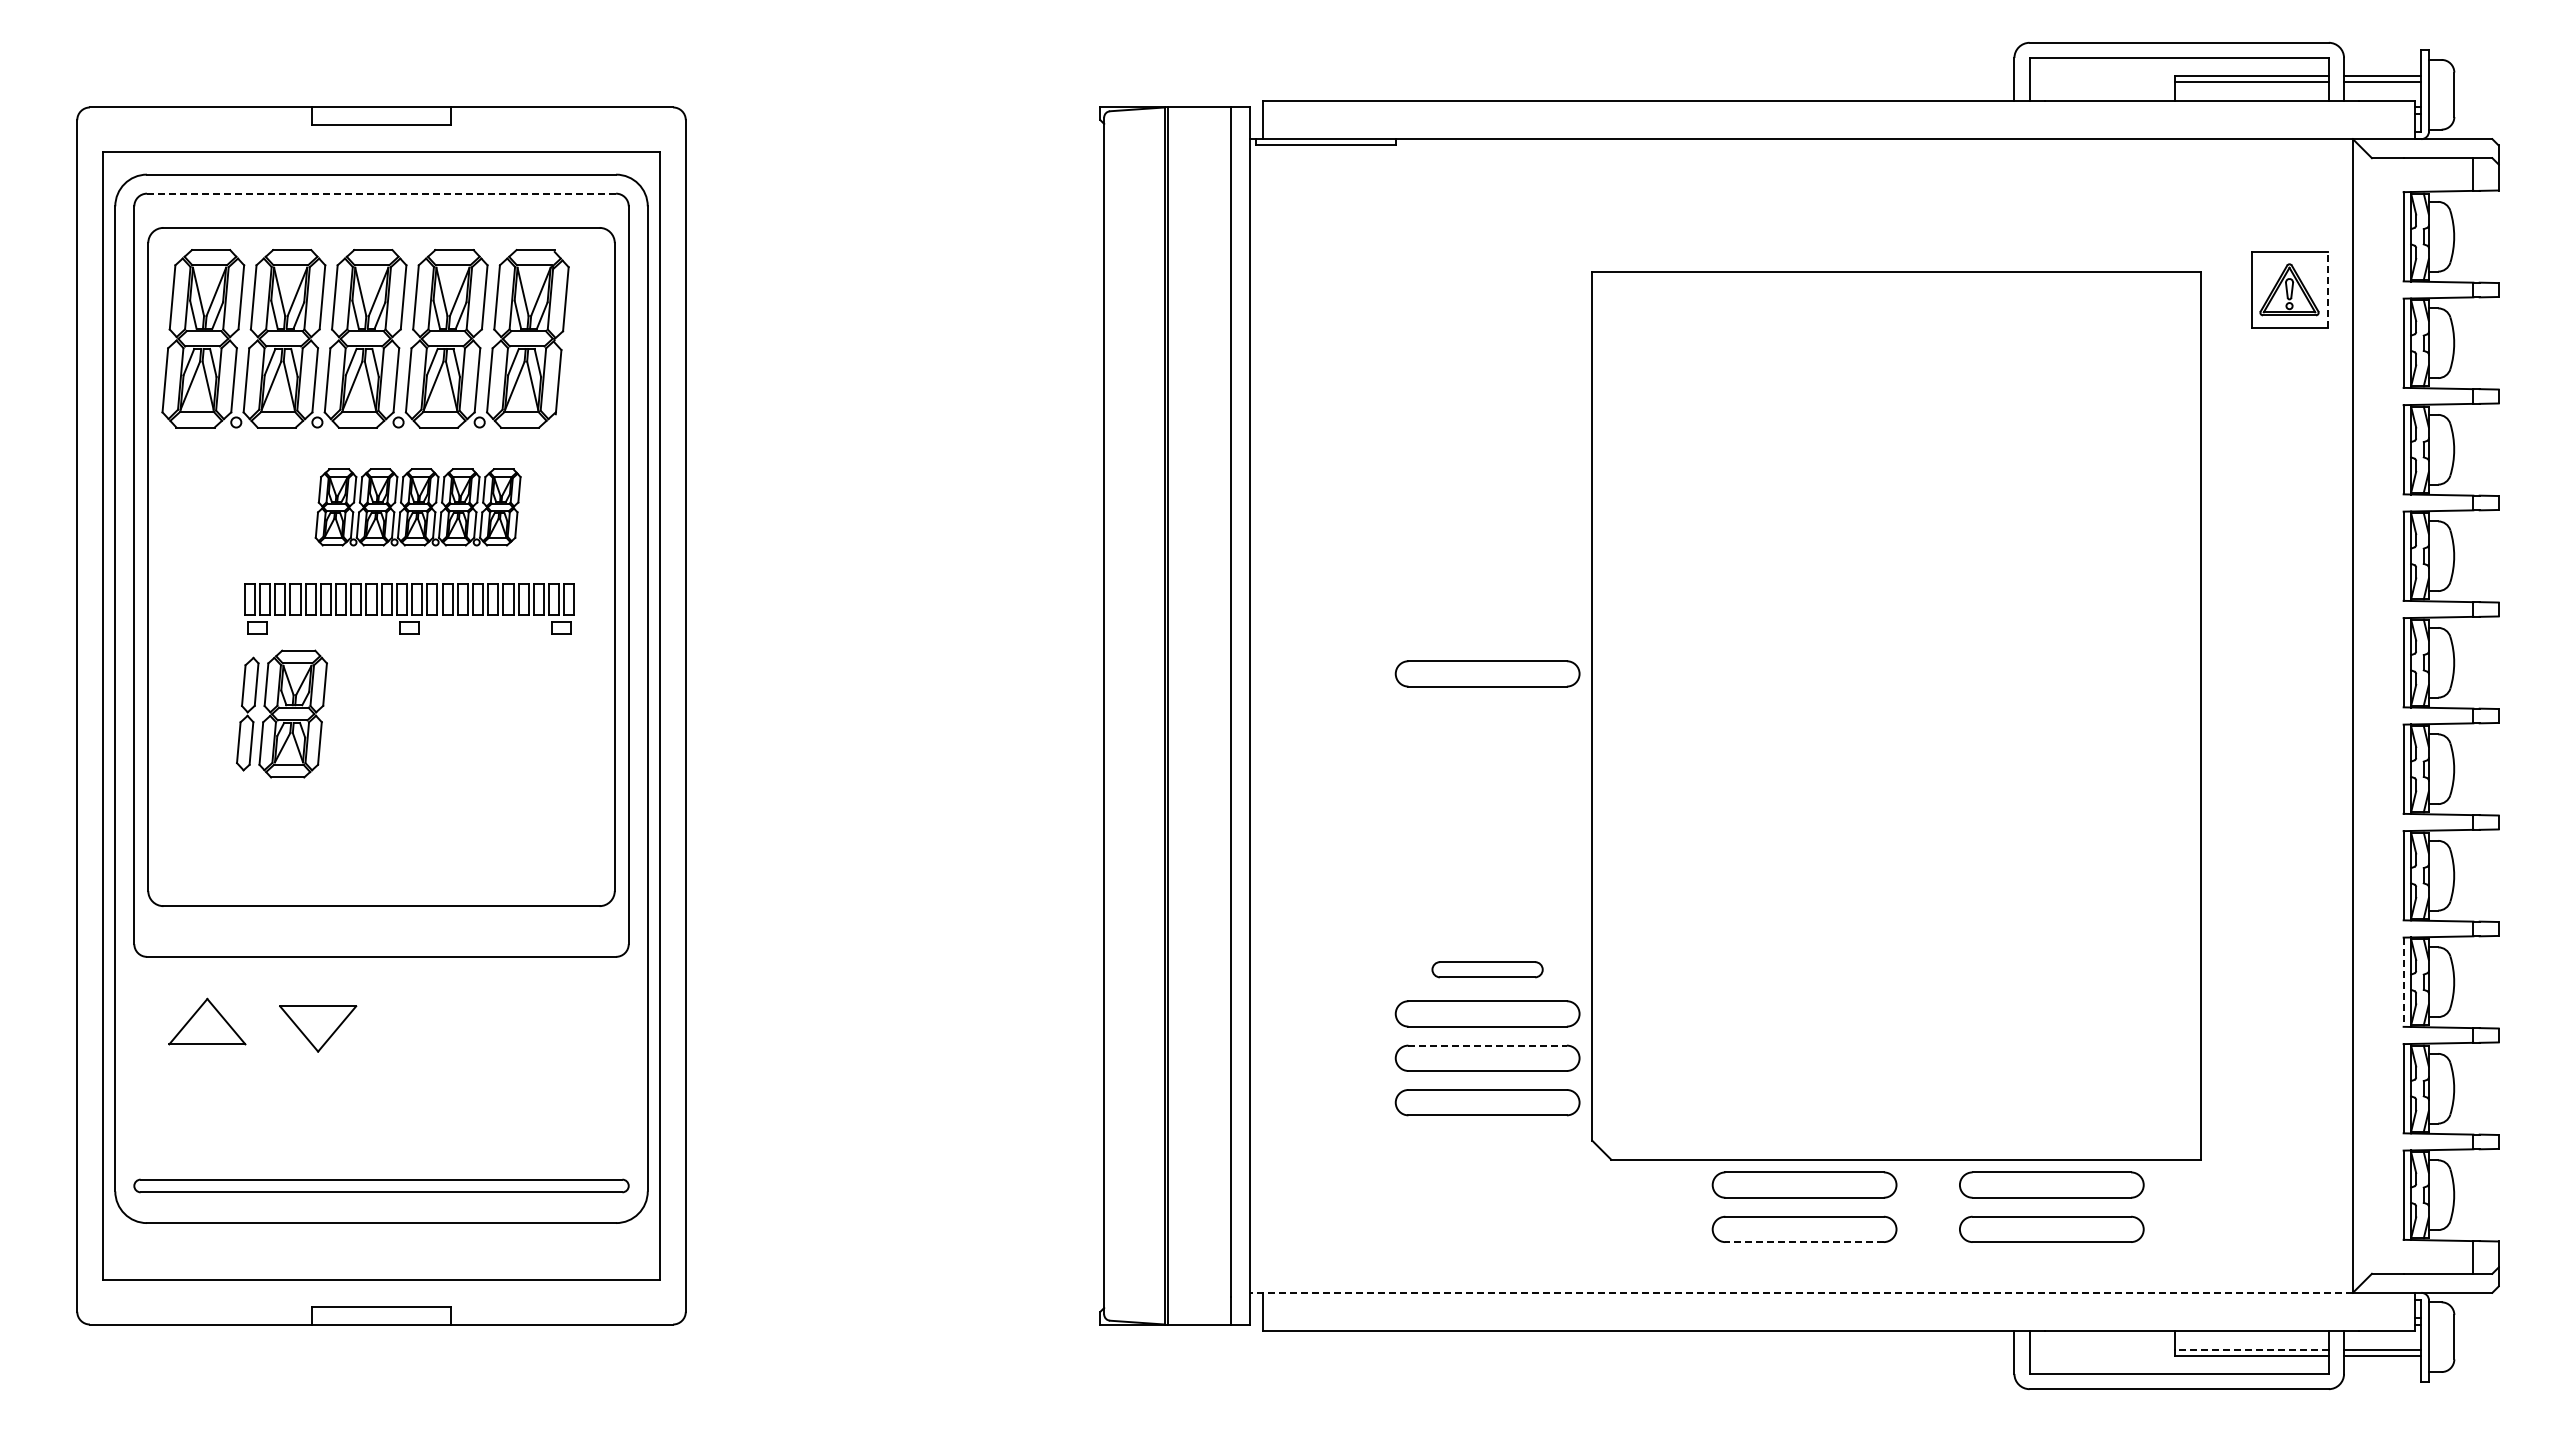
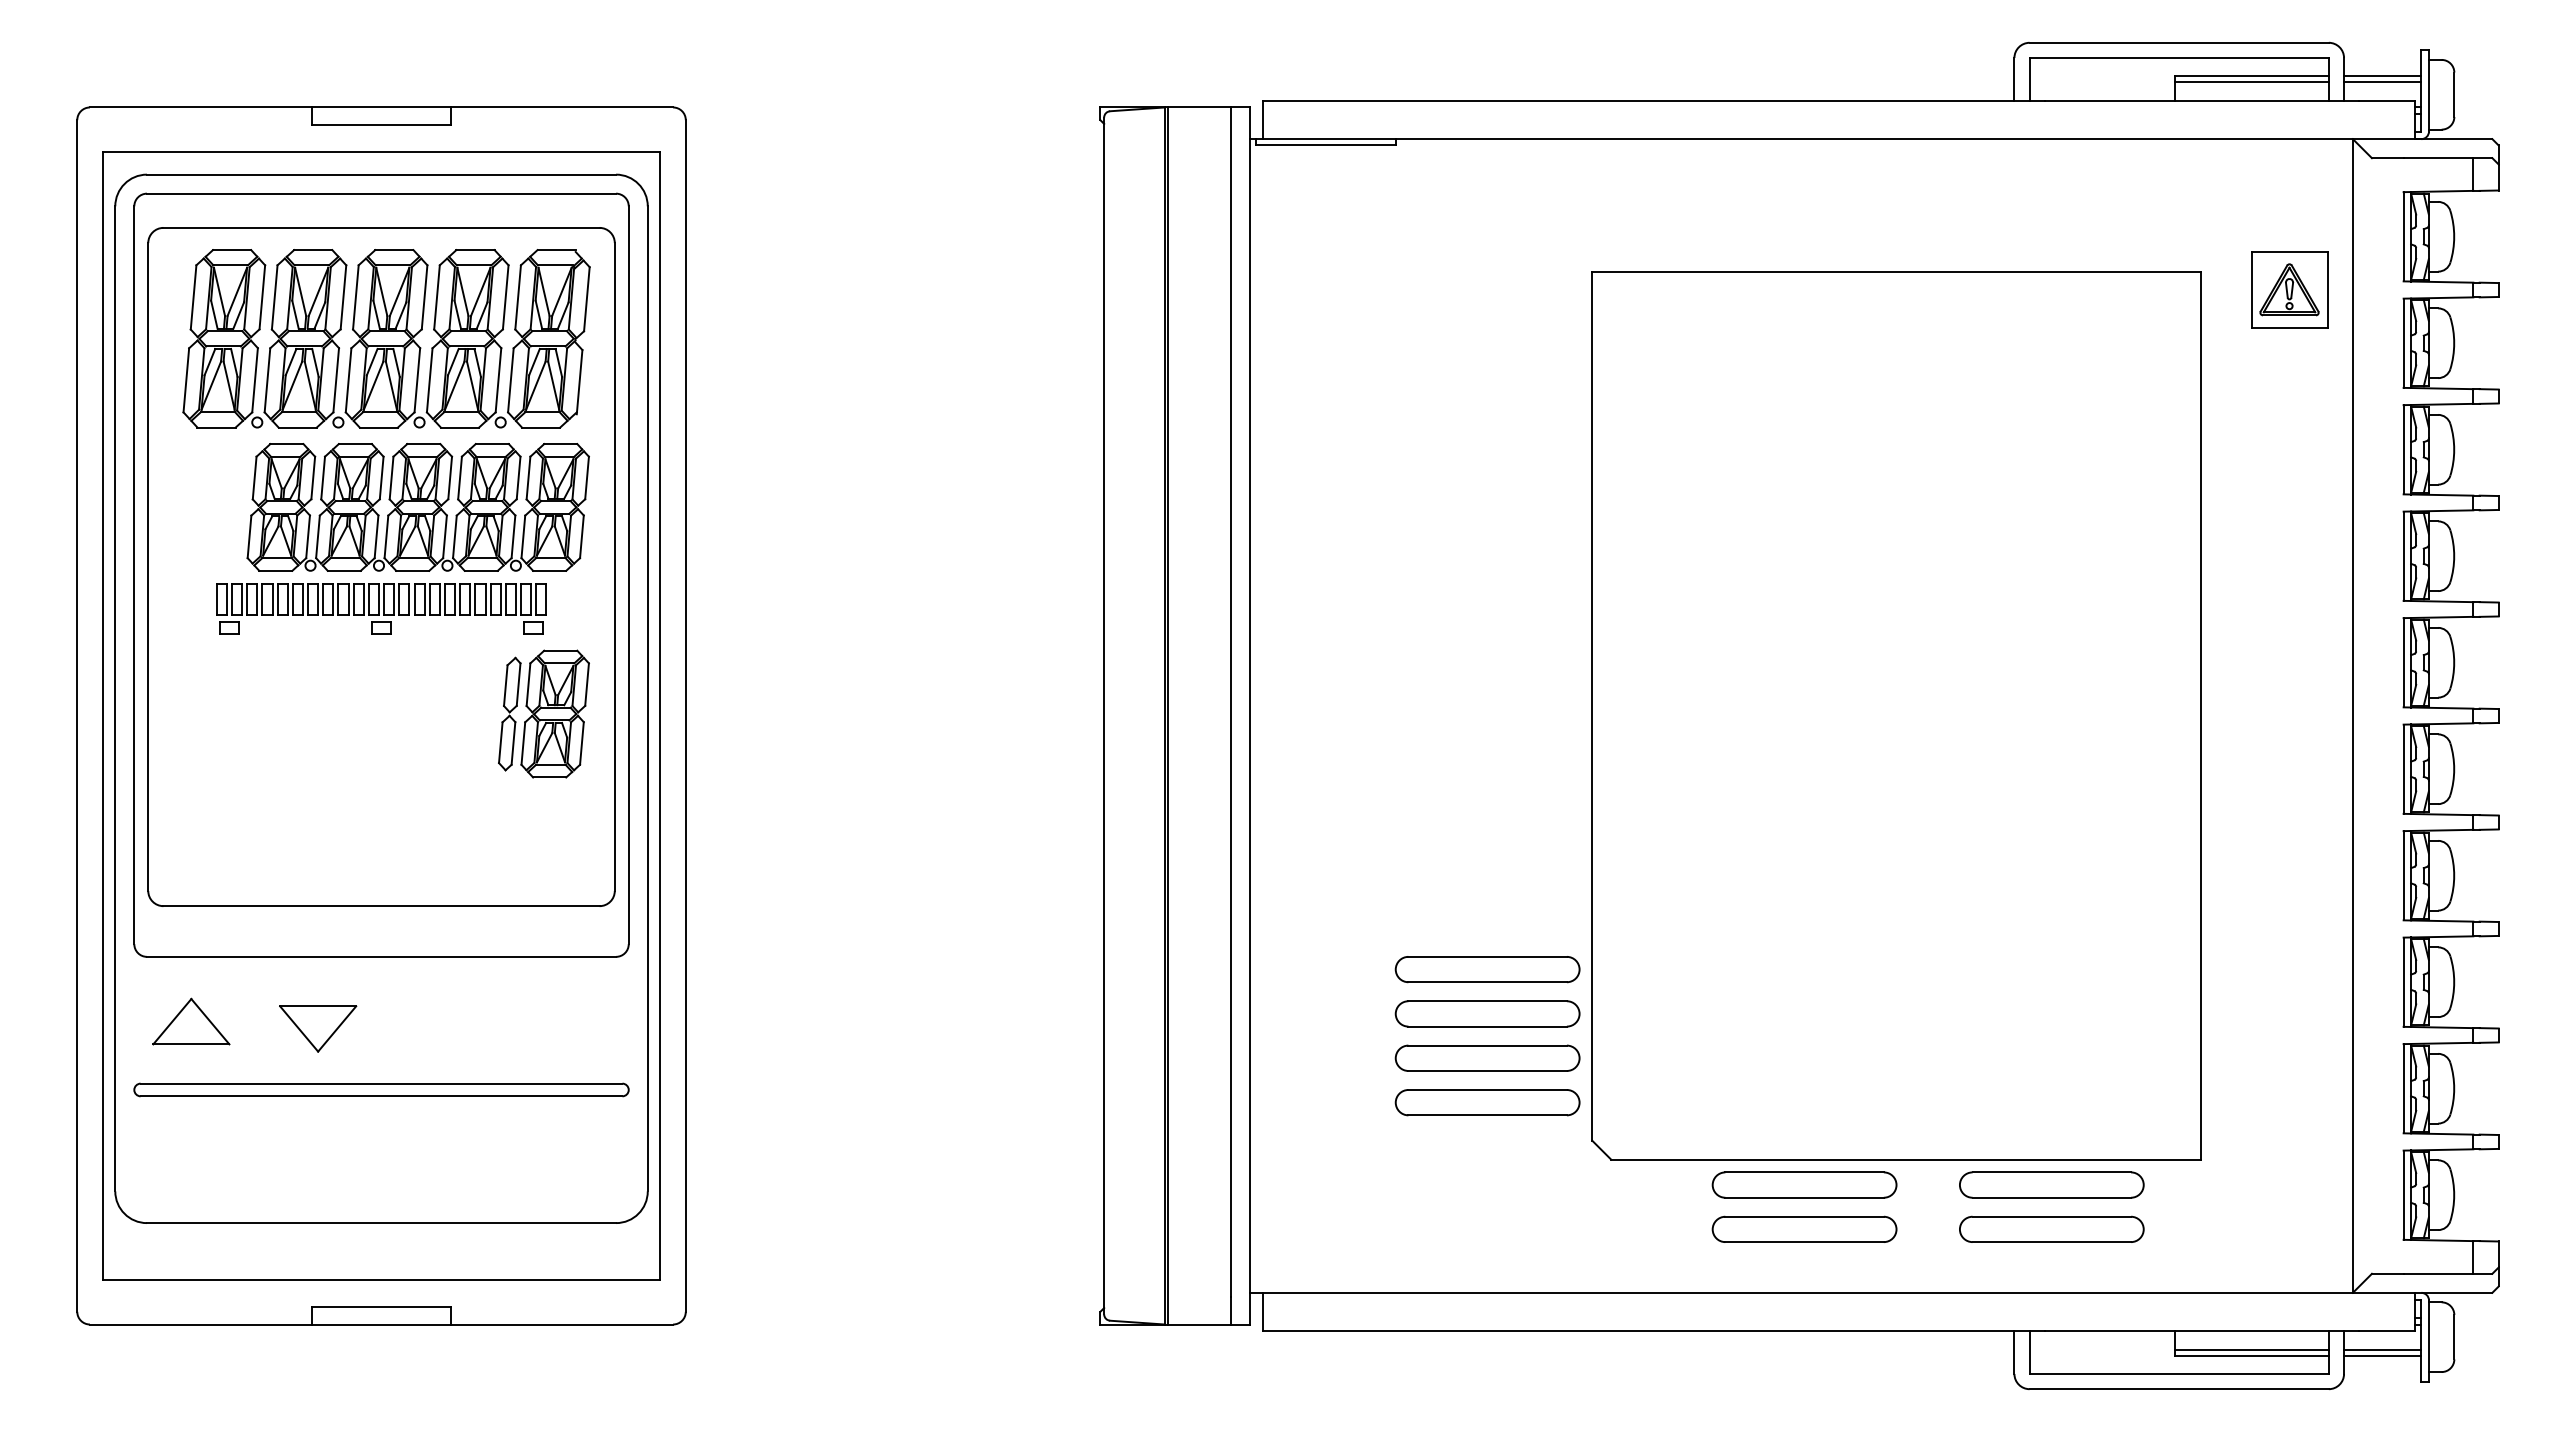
line: dashed -> solid (381, 193)
line: dashed -> solid (2327, 289)
part position: (365, 338) -> (386, 338) (386, 338)
part size: 208x79 px -> 344x129 px (417, 507)
part position: (409, 608) -> (381, 608) (381, 608)
part: present -> none (1487, 673)
part position: (281, 713) -> (543, 713) (543, 713)
part size: 113x18 px -> 187x28 px (1487, 969)
line: dashed -> solid (2403, 982)
part position: (207, 1021) -> (191, 1021) (191, 1021)
line: dashed -> solid (1488, 1045)
part position: (381, 1185) -> (381, 1089) (381, 1089)
line: dashed -> solid (1804, 1242)
line: dashed -> solid (1800, 1292)
line: dashed -> solid (2252, 1349)
